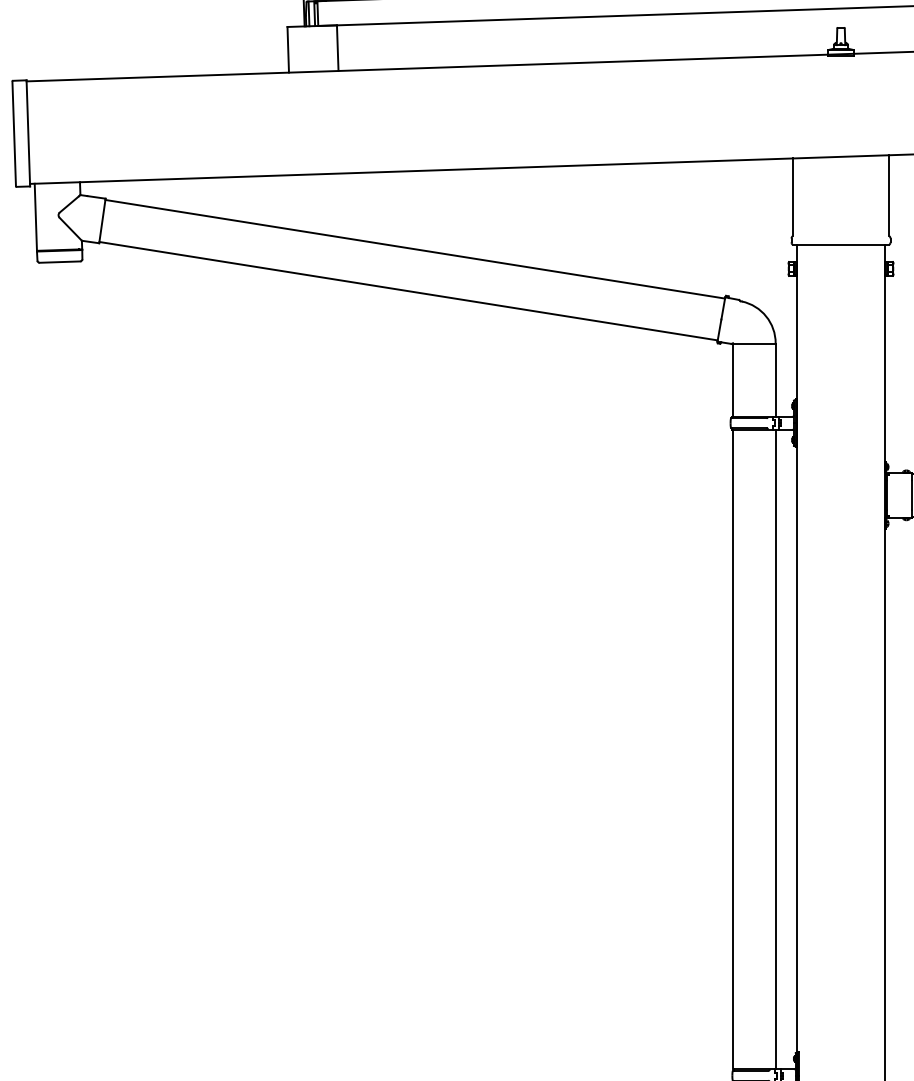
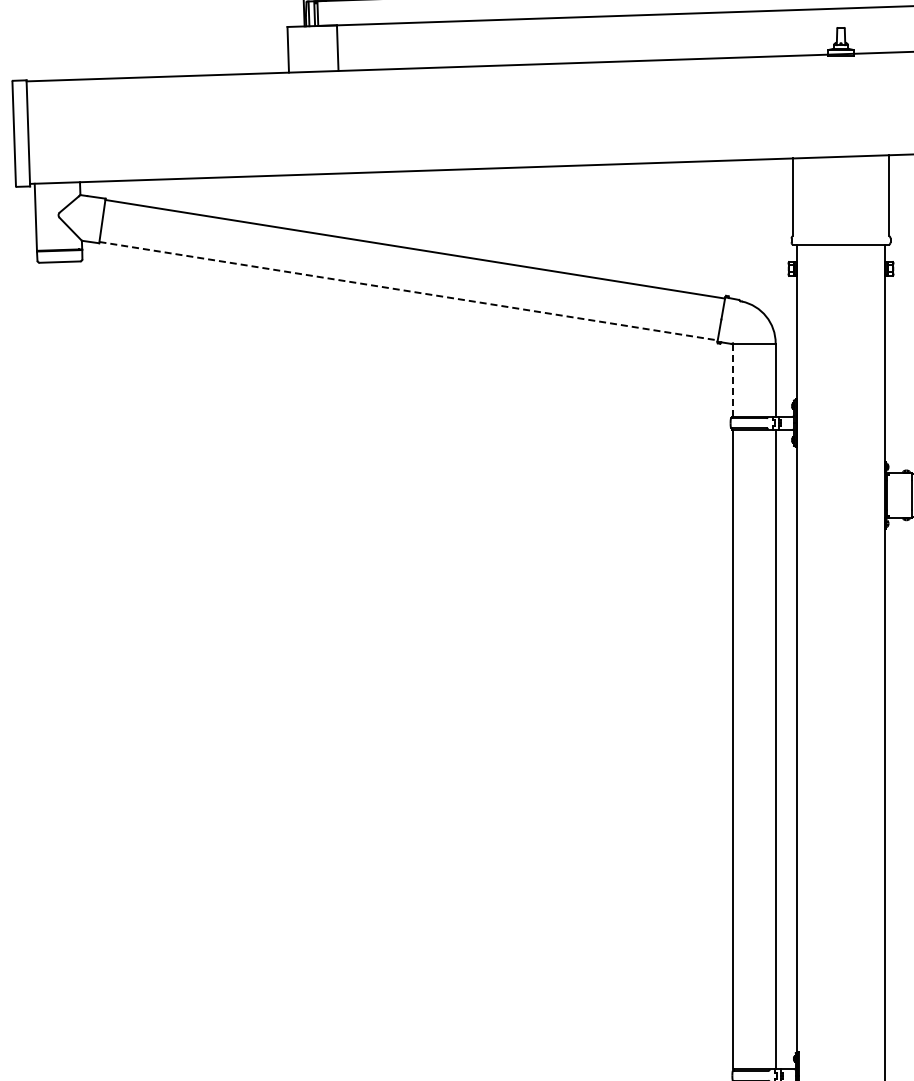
line: solid -> dashed (409, 291)
line: solid -> dashed (733, 380)
